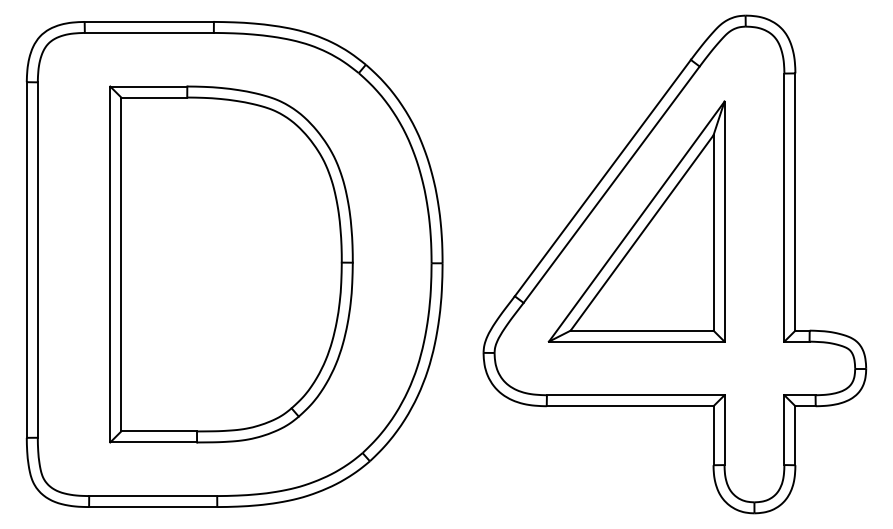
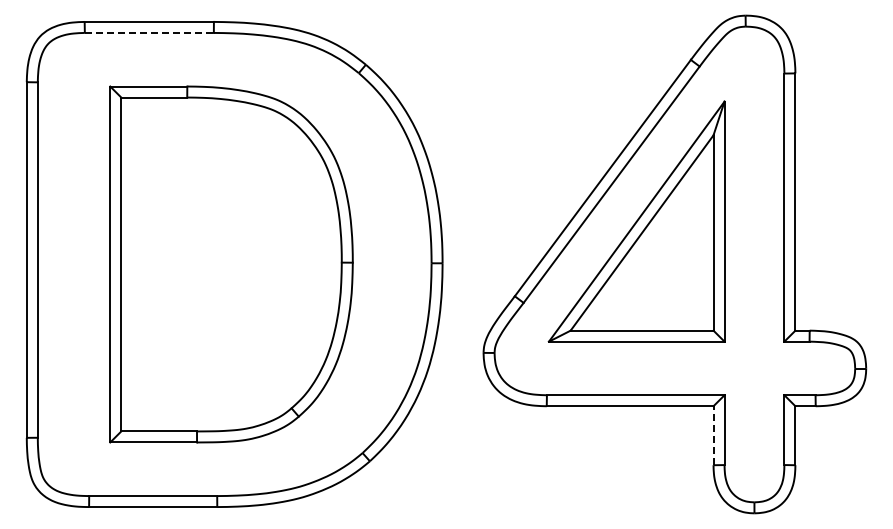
line: solid -> dashed (149, 32)
line: solid -> dashed (713, 435)
